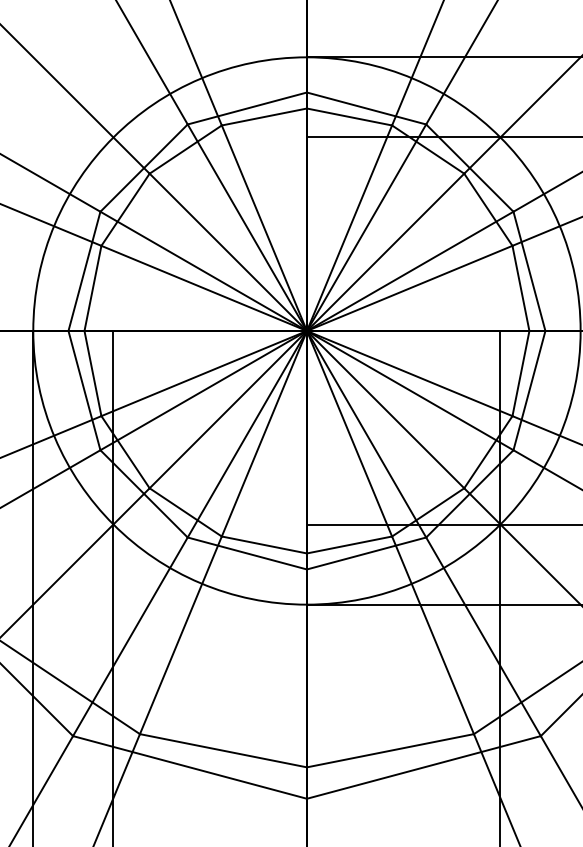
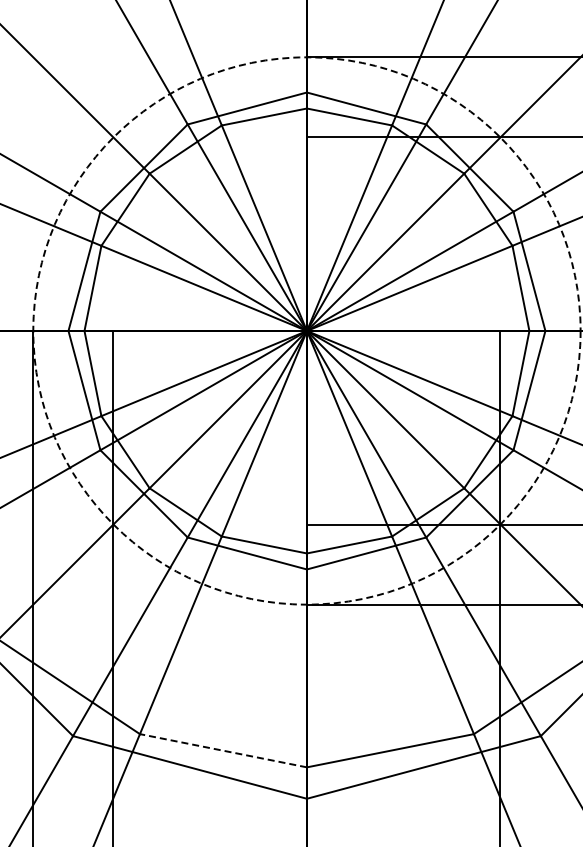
circle: solid -> dashed (306, 330)
line: solid -> dashed (222, 750)
